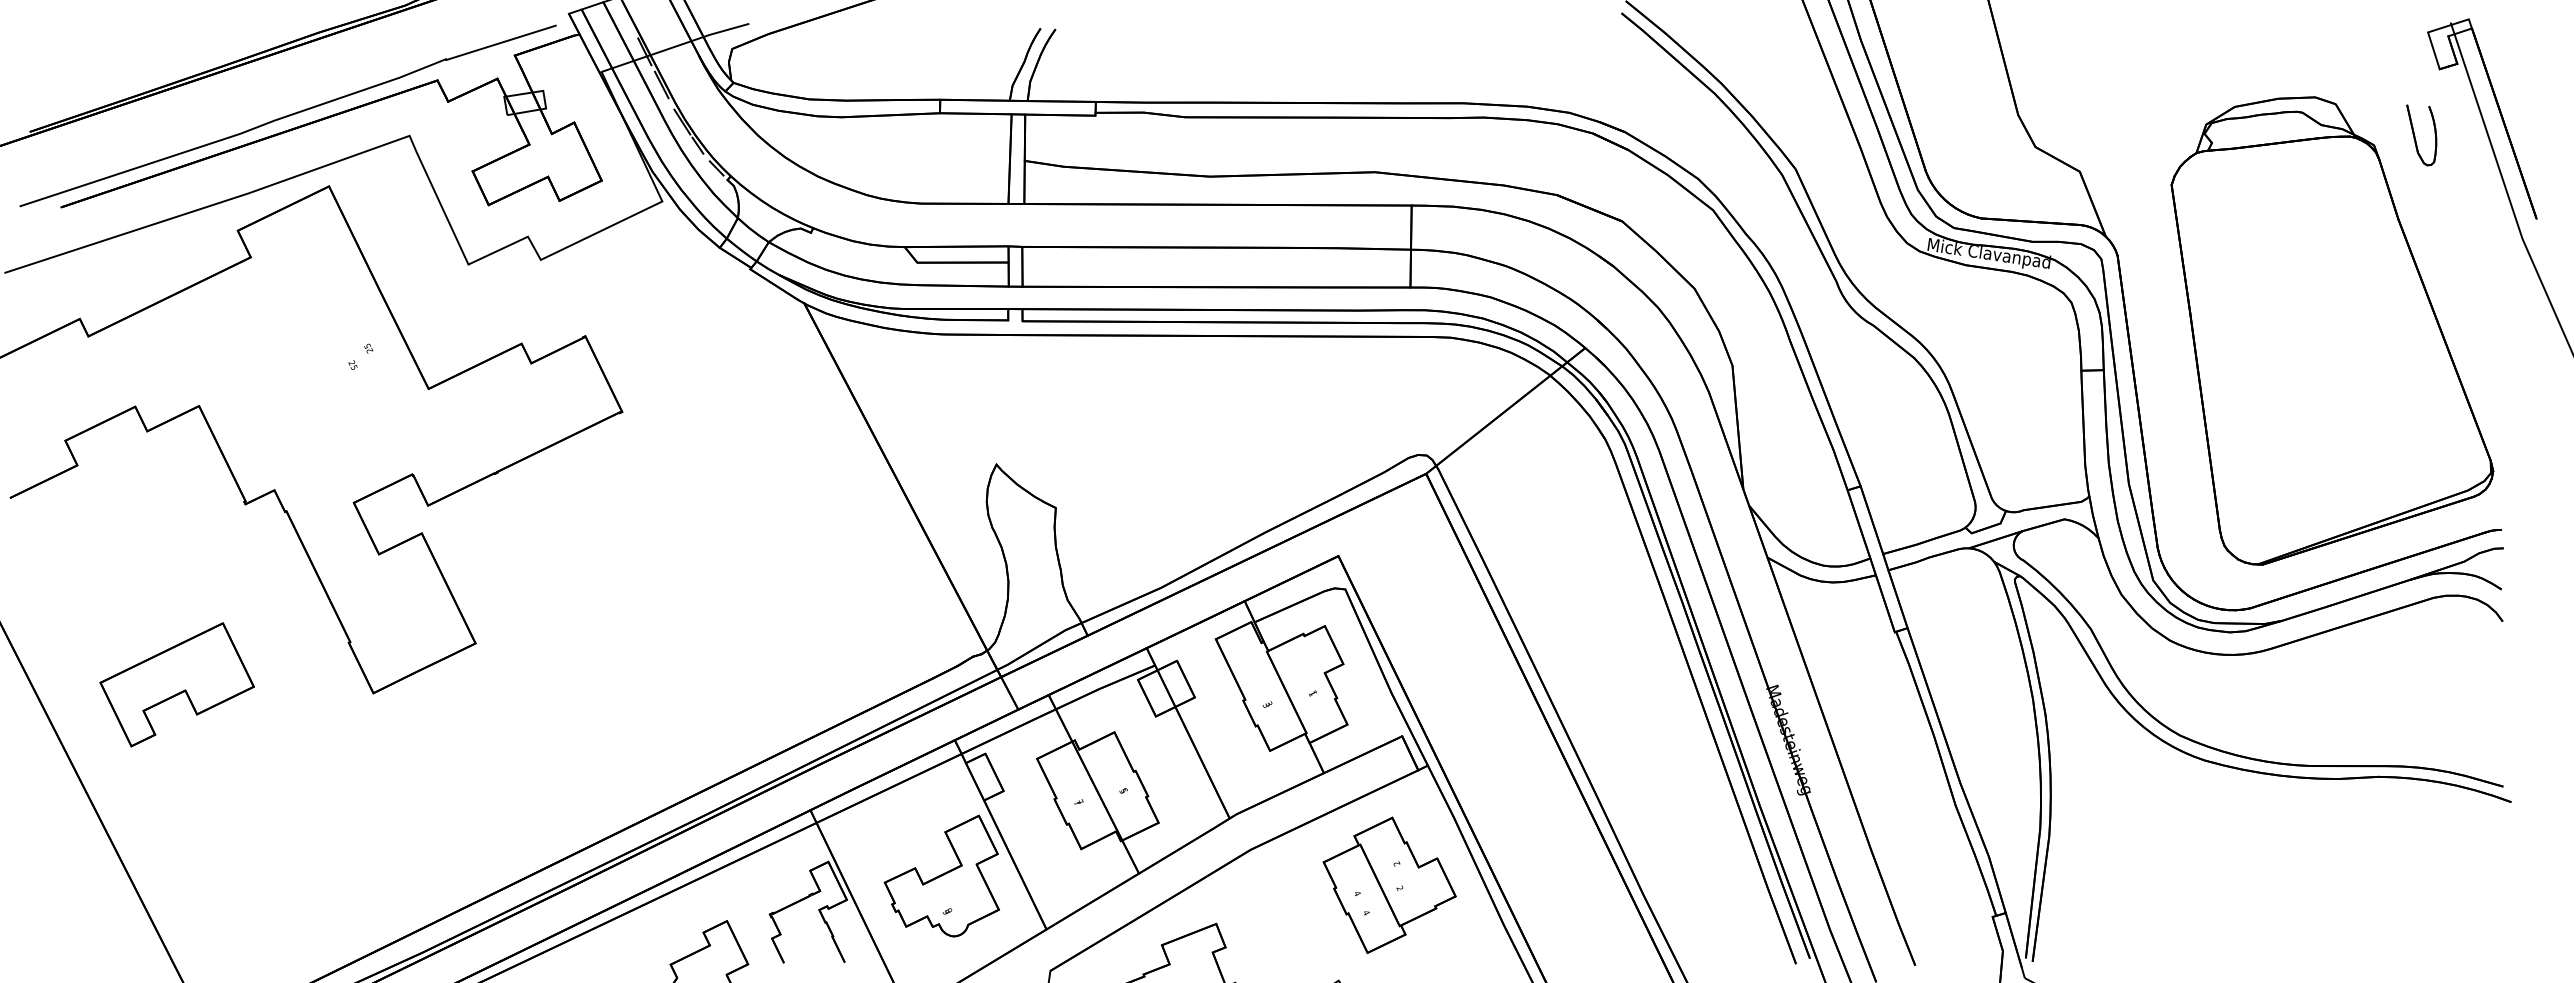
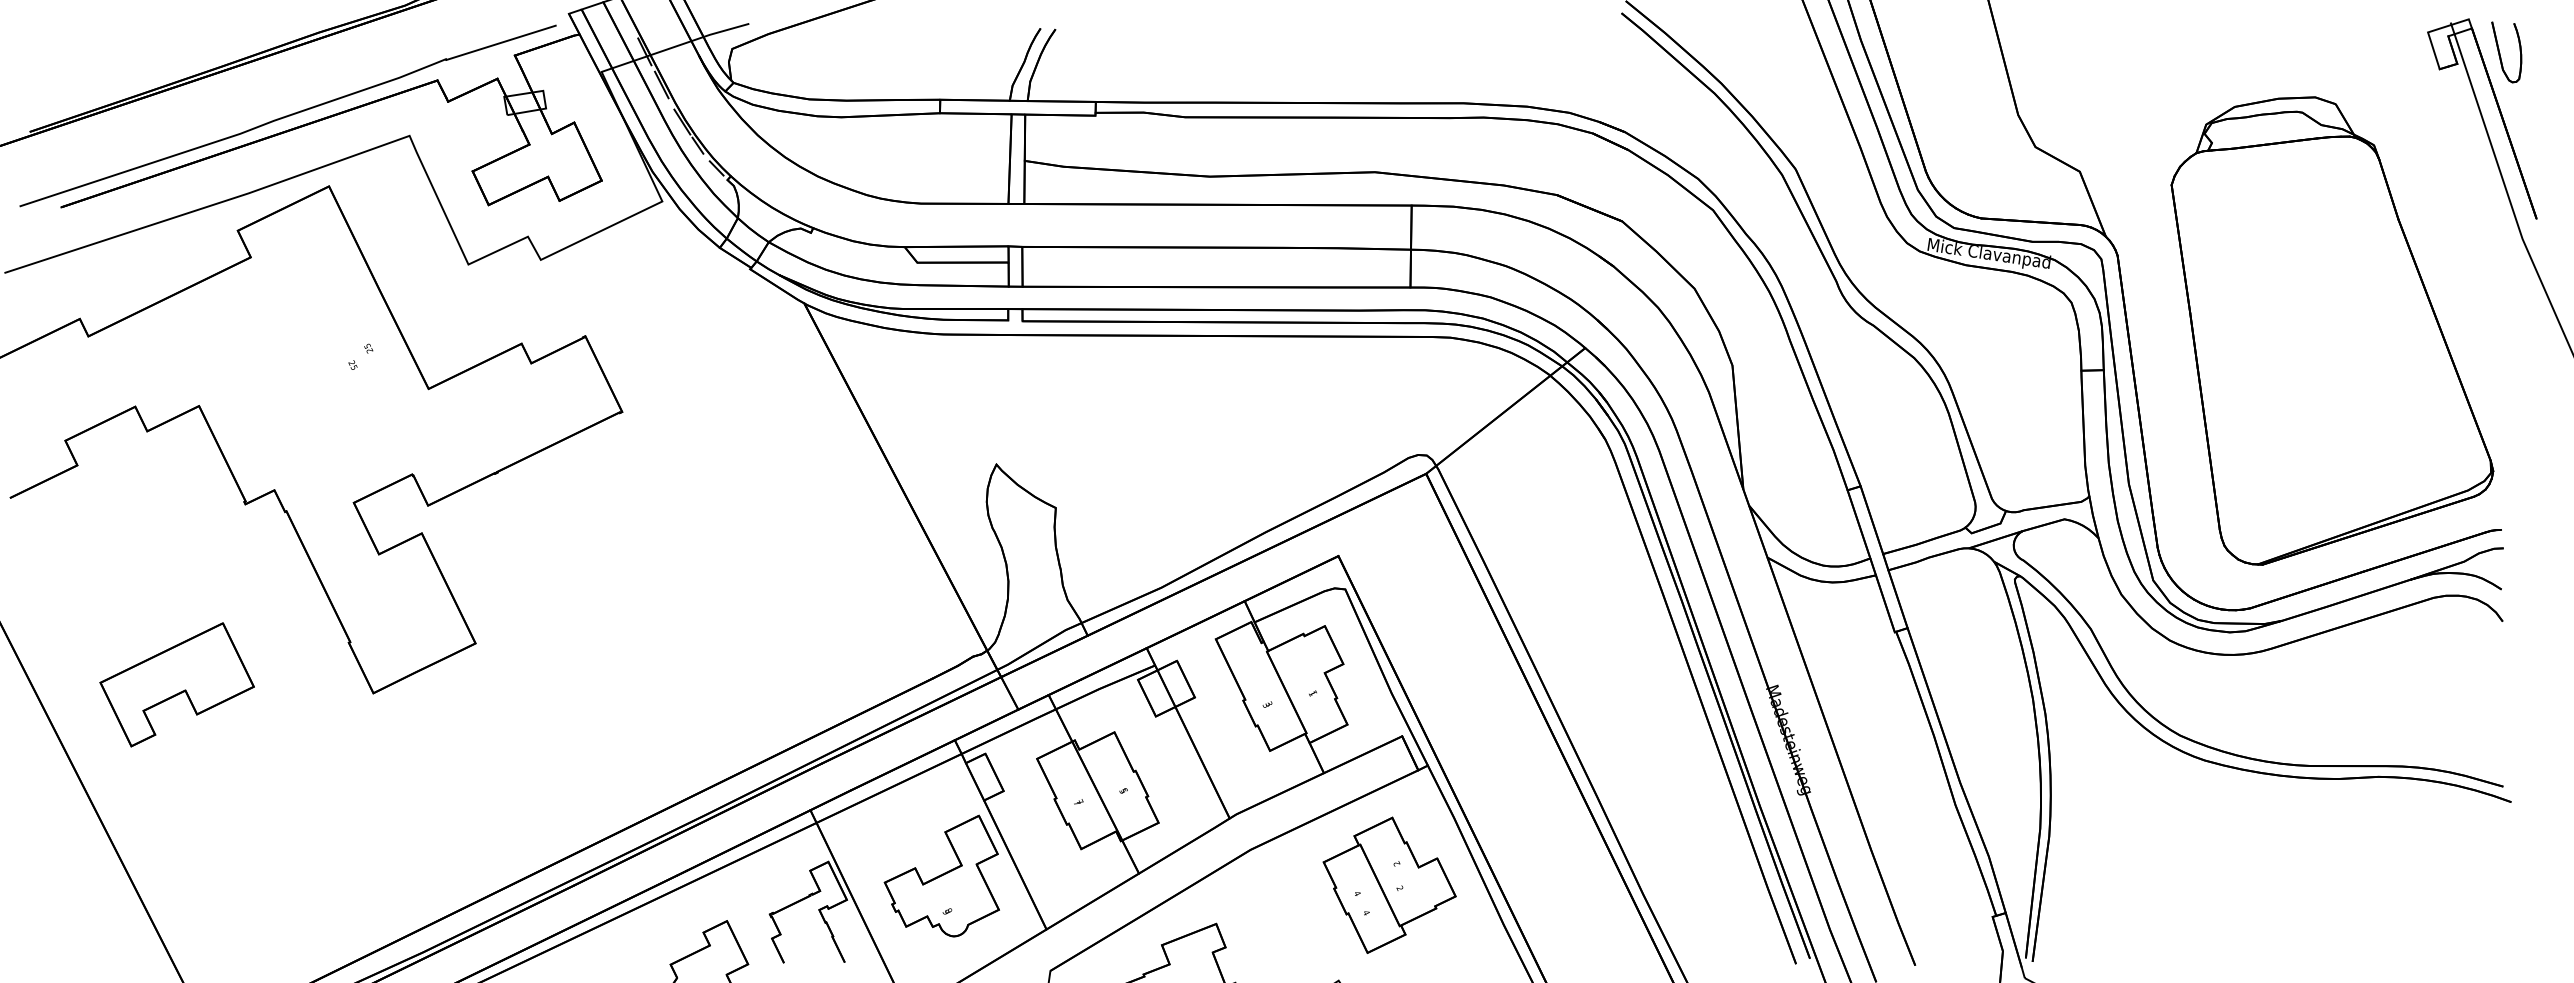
part position: (2415, 136) -> (2500, 53) (2500, 53)
